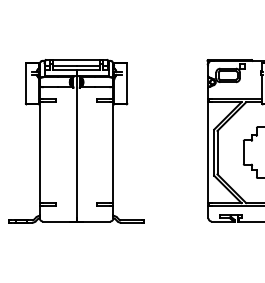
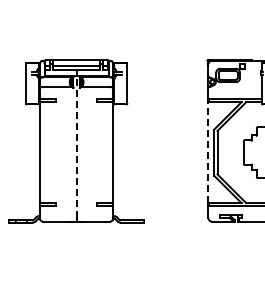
line: solid -> dashed (76, 146)
line: solid -> dashed (208, 152)
